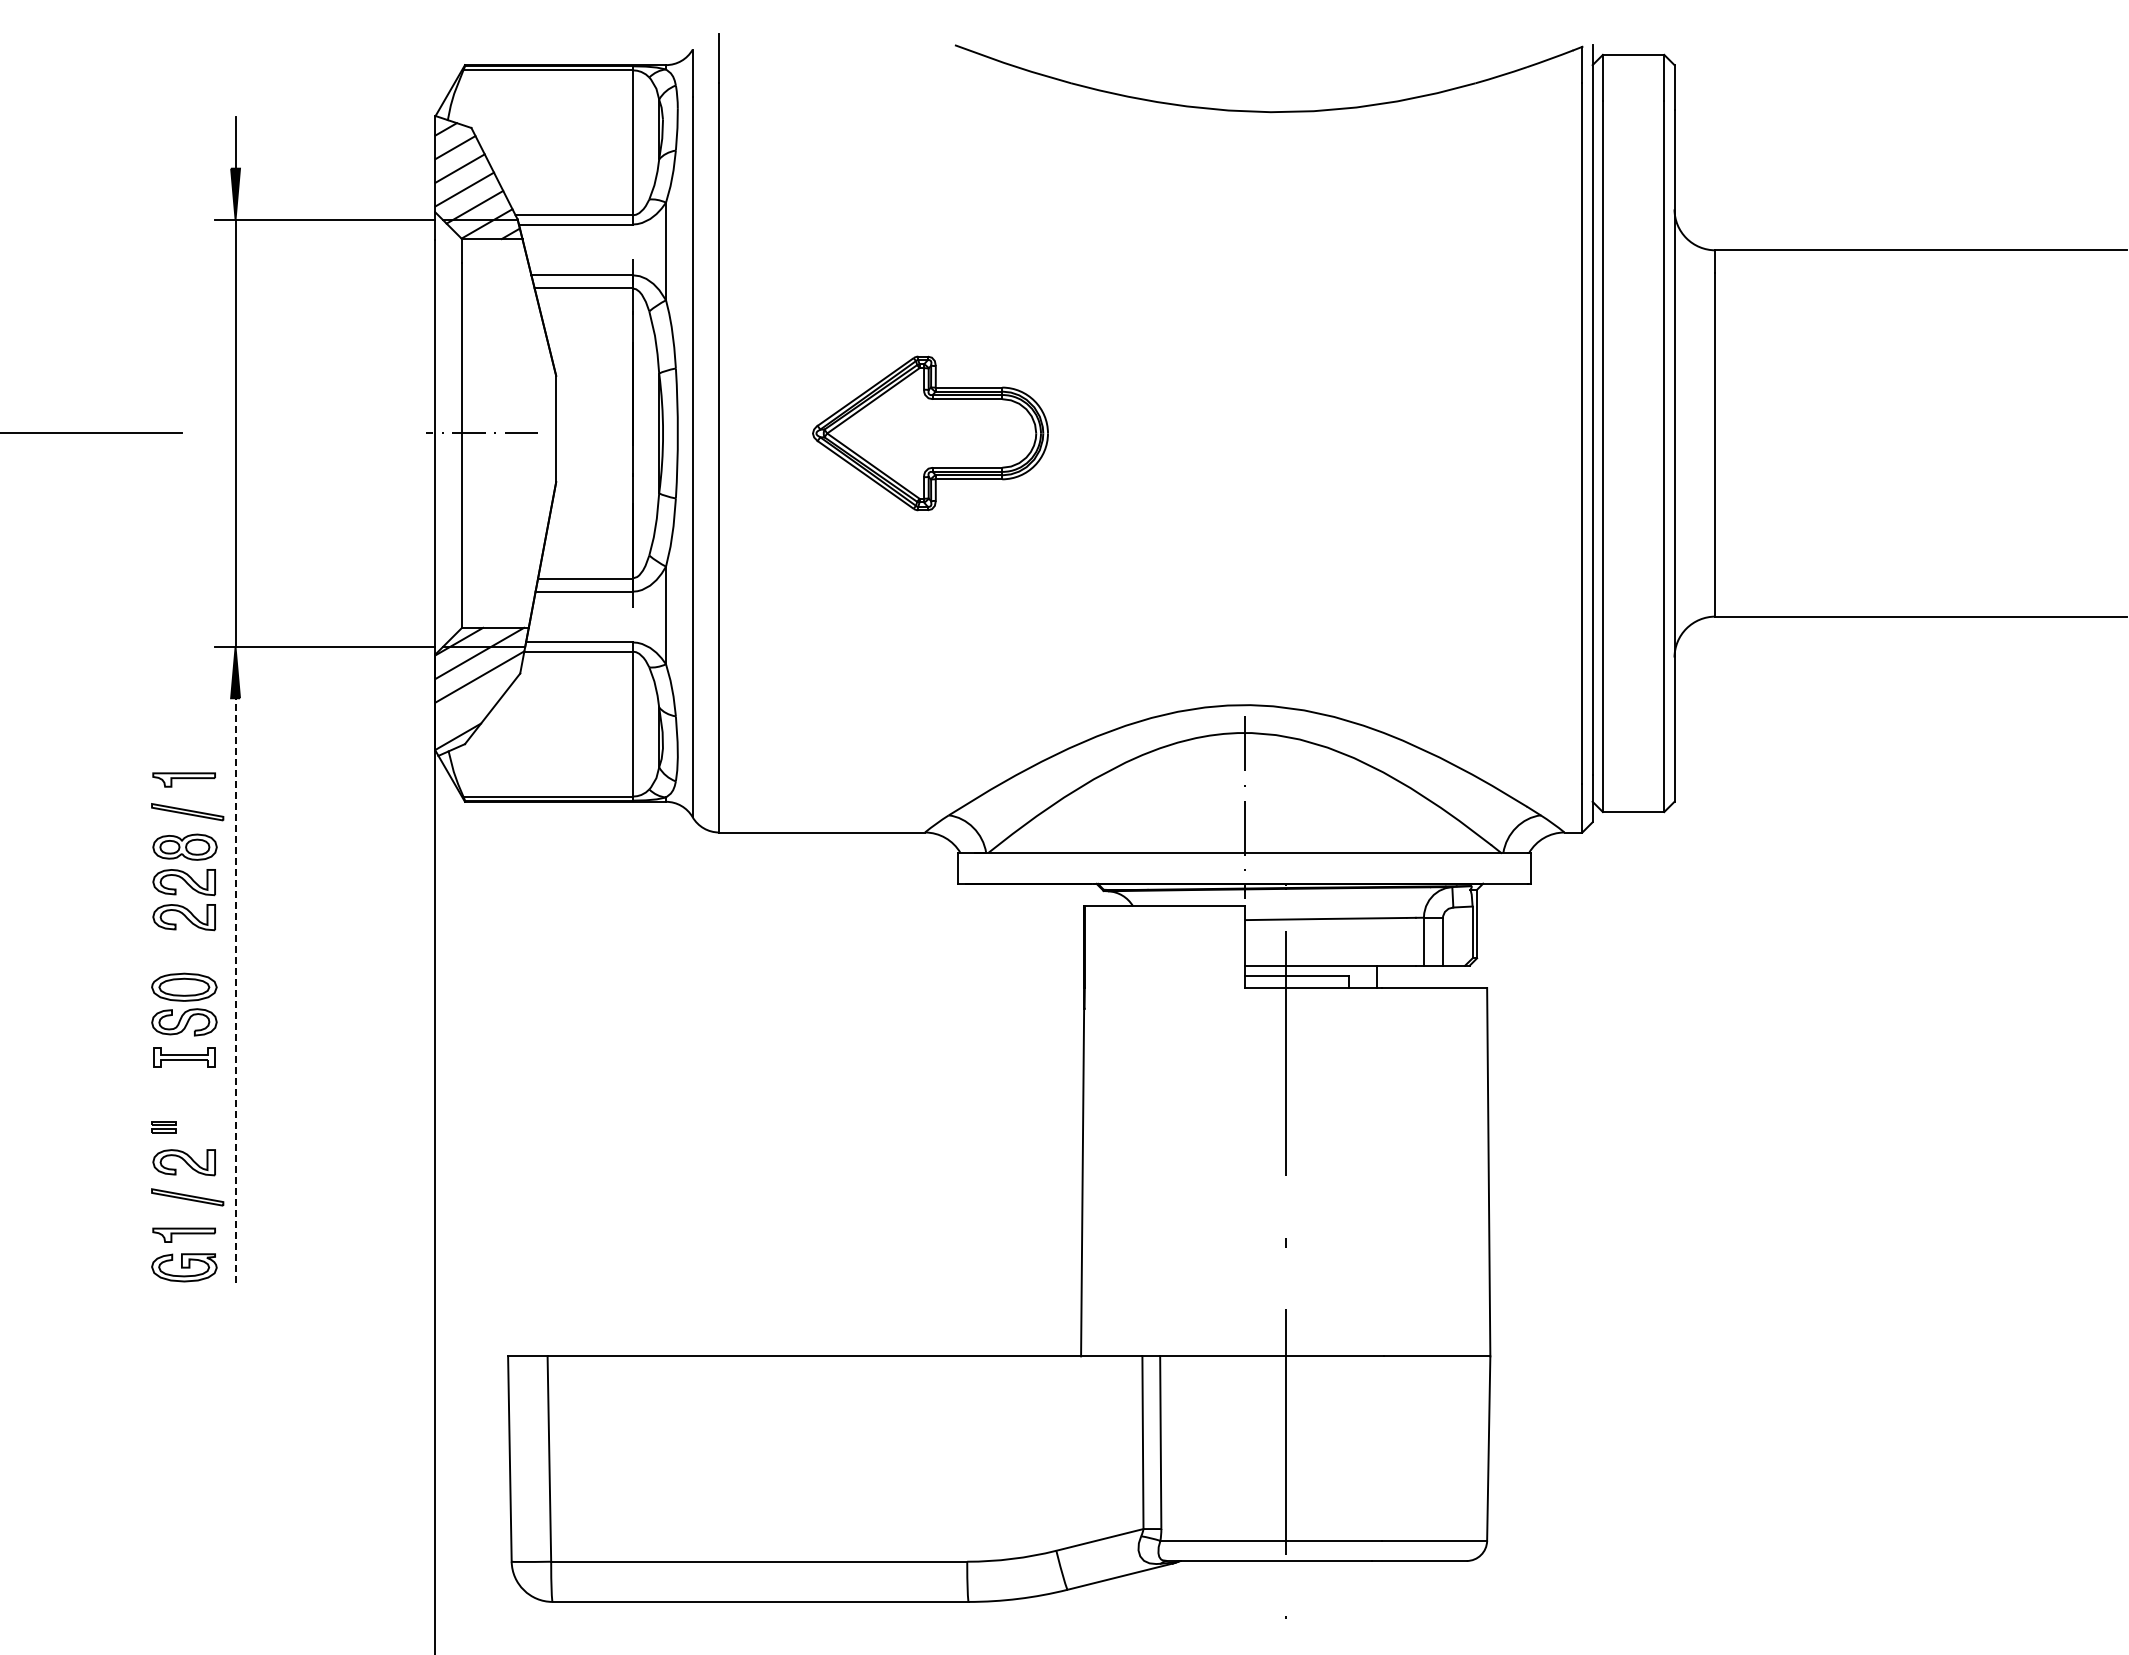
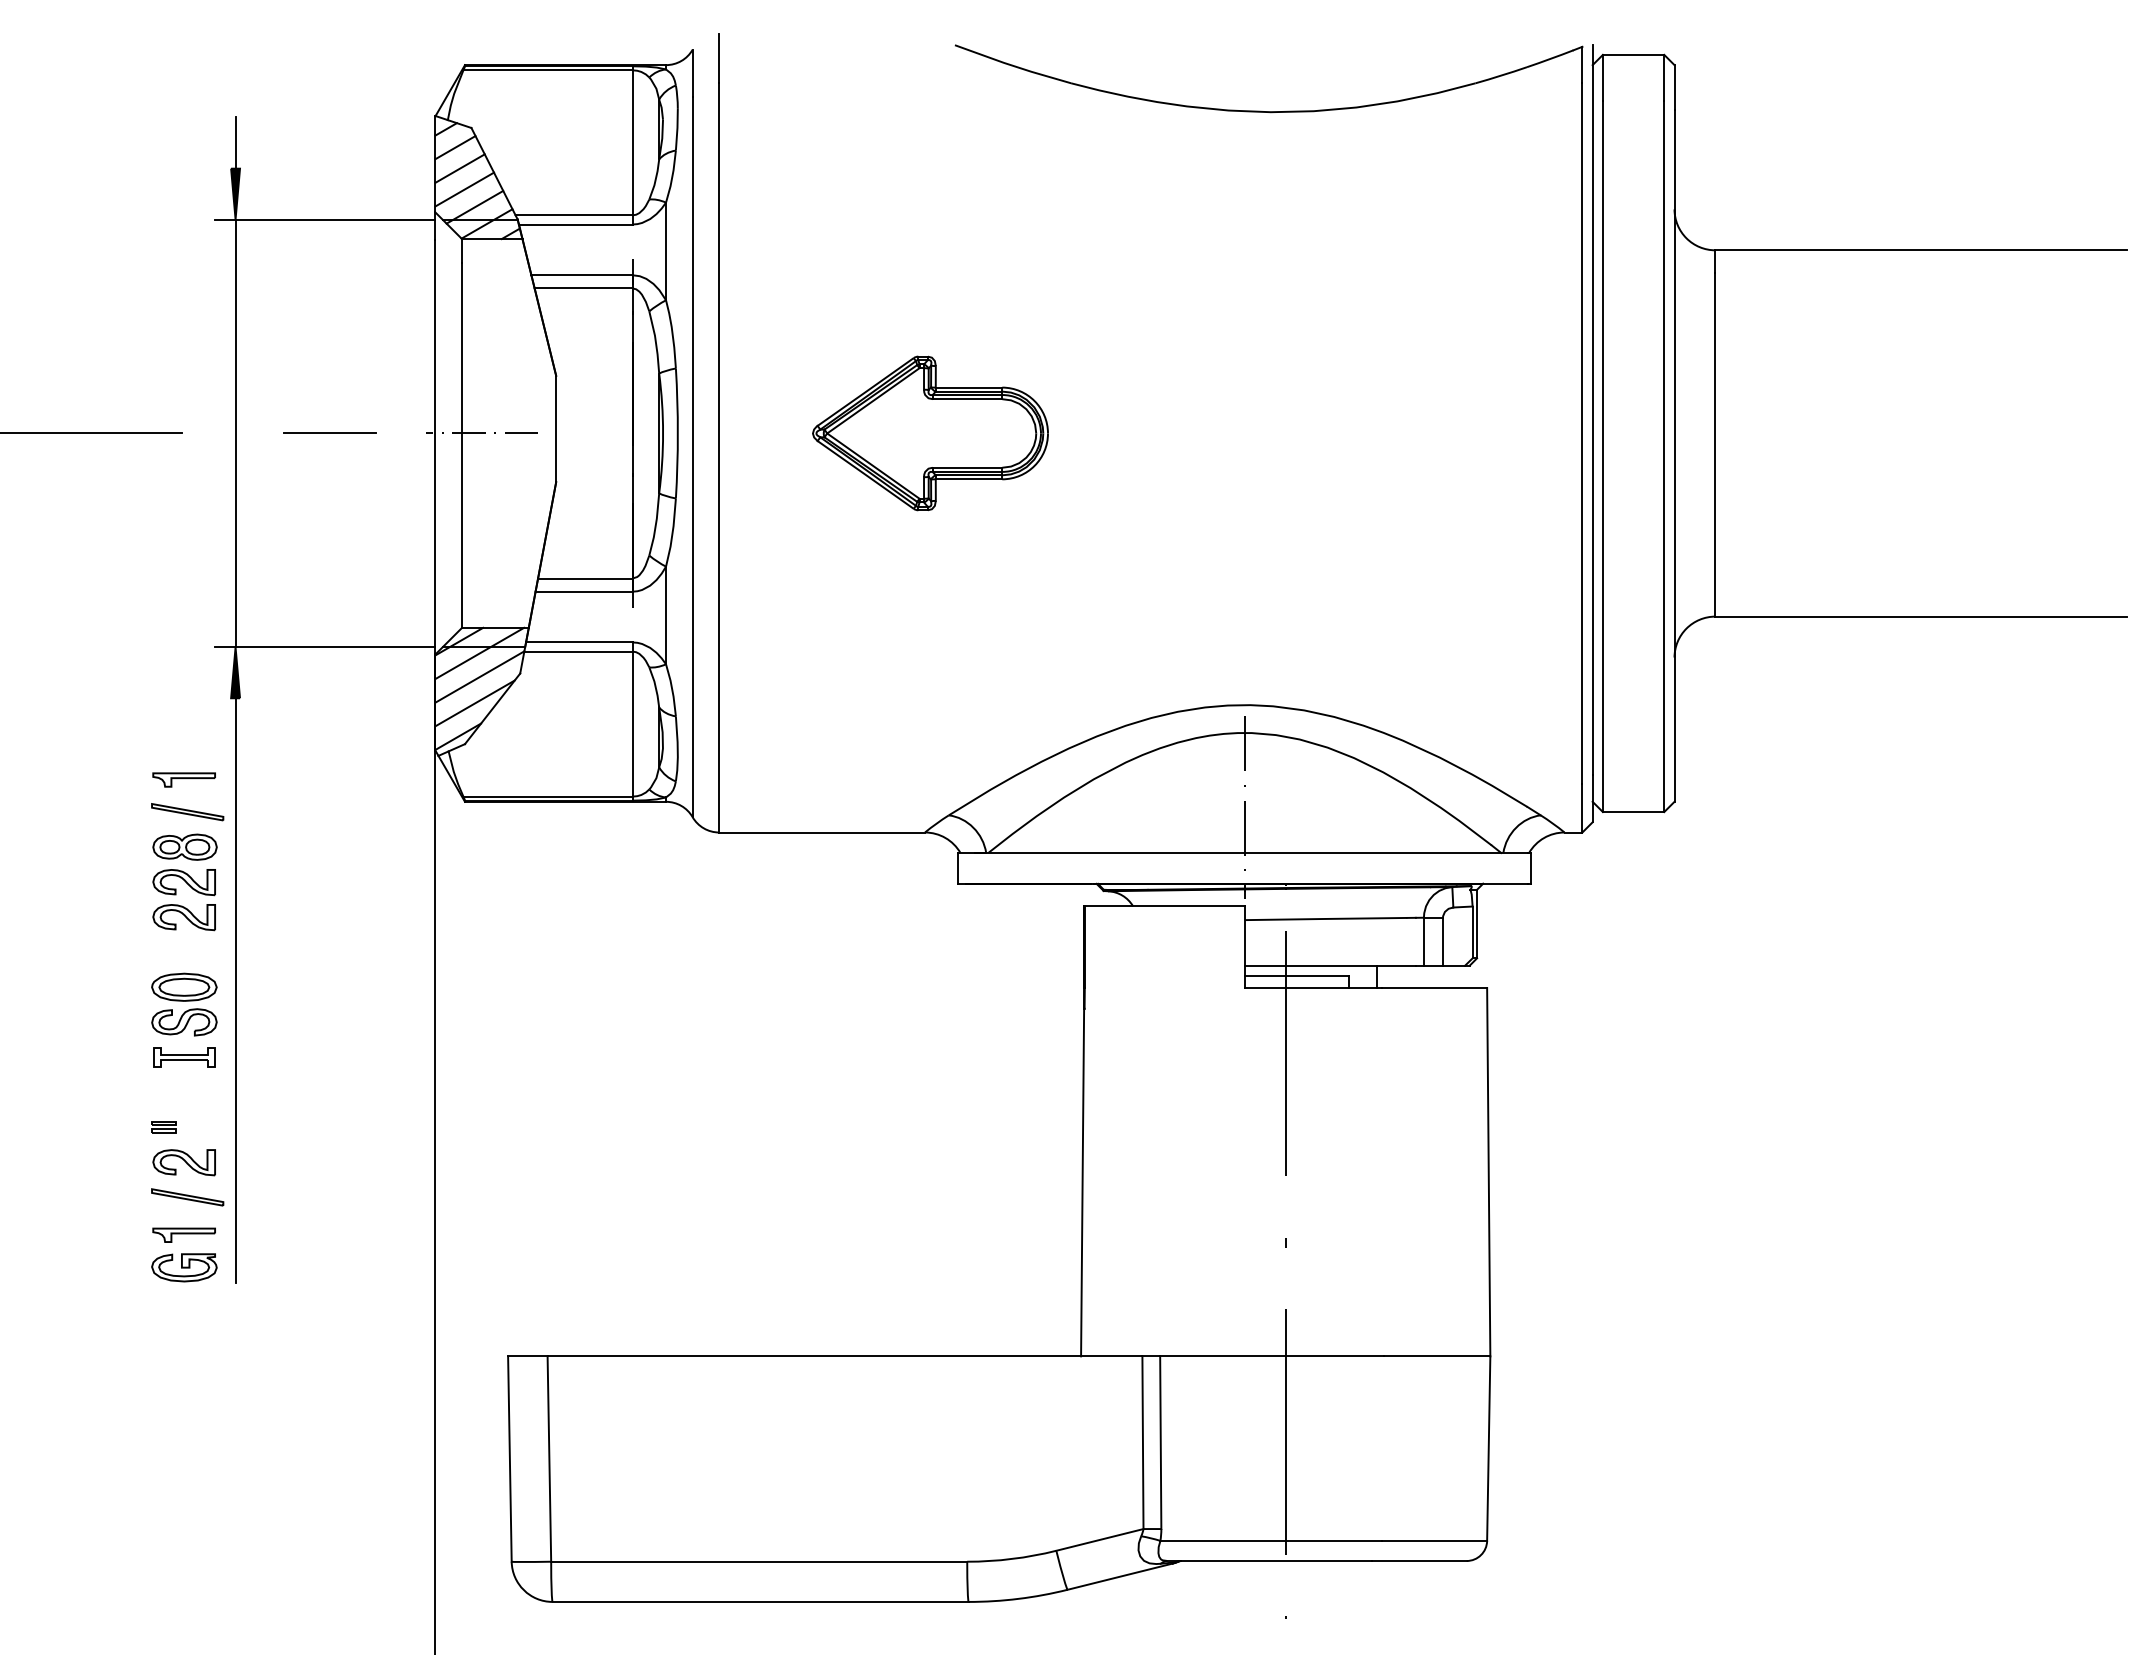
line: none -> present (329, 432)
line: none -> present (474, 703)
line: dashed -> solid (235, 990)
